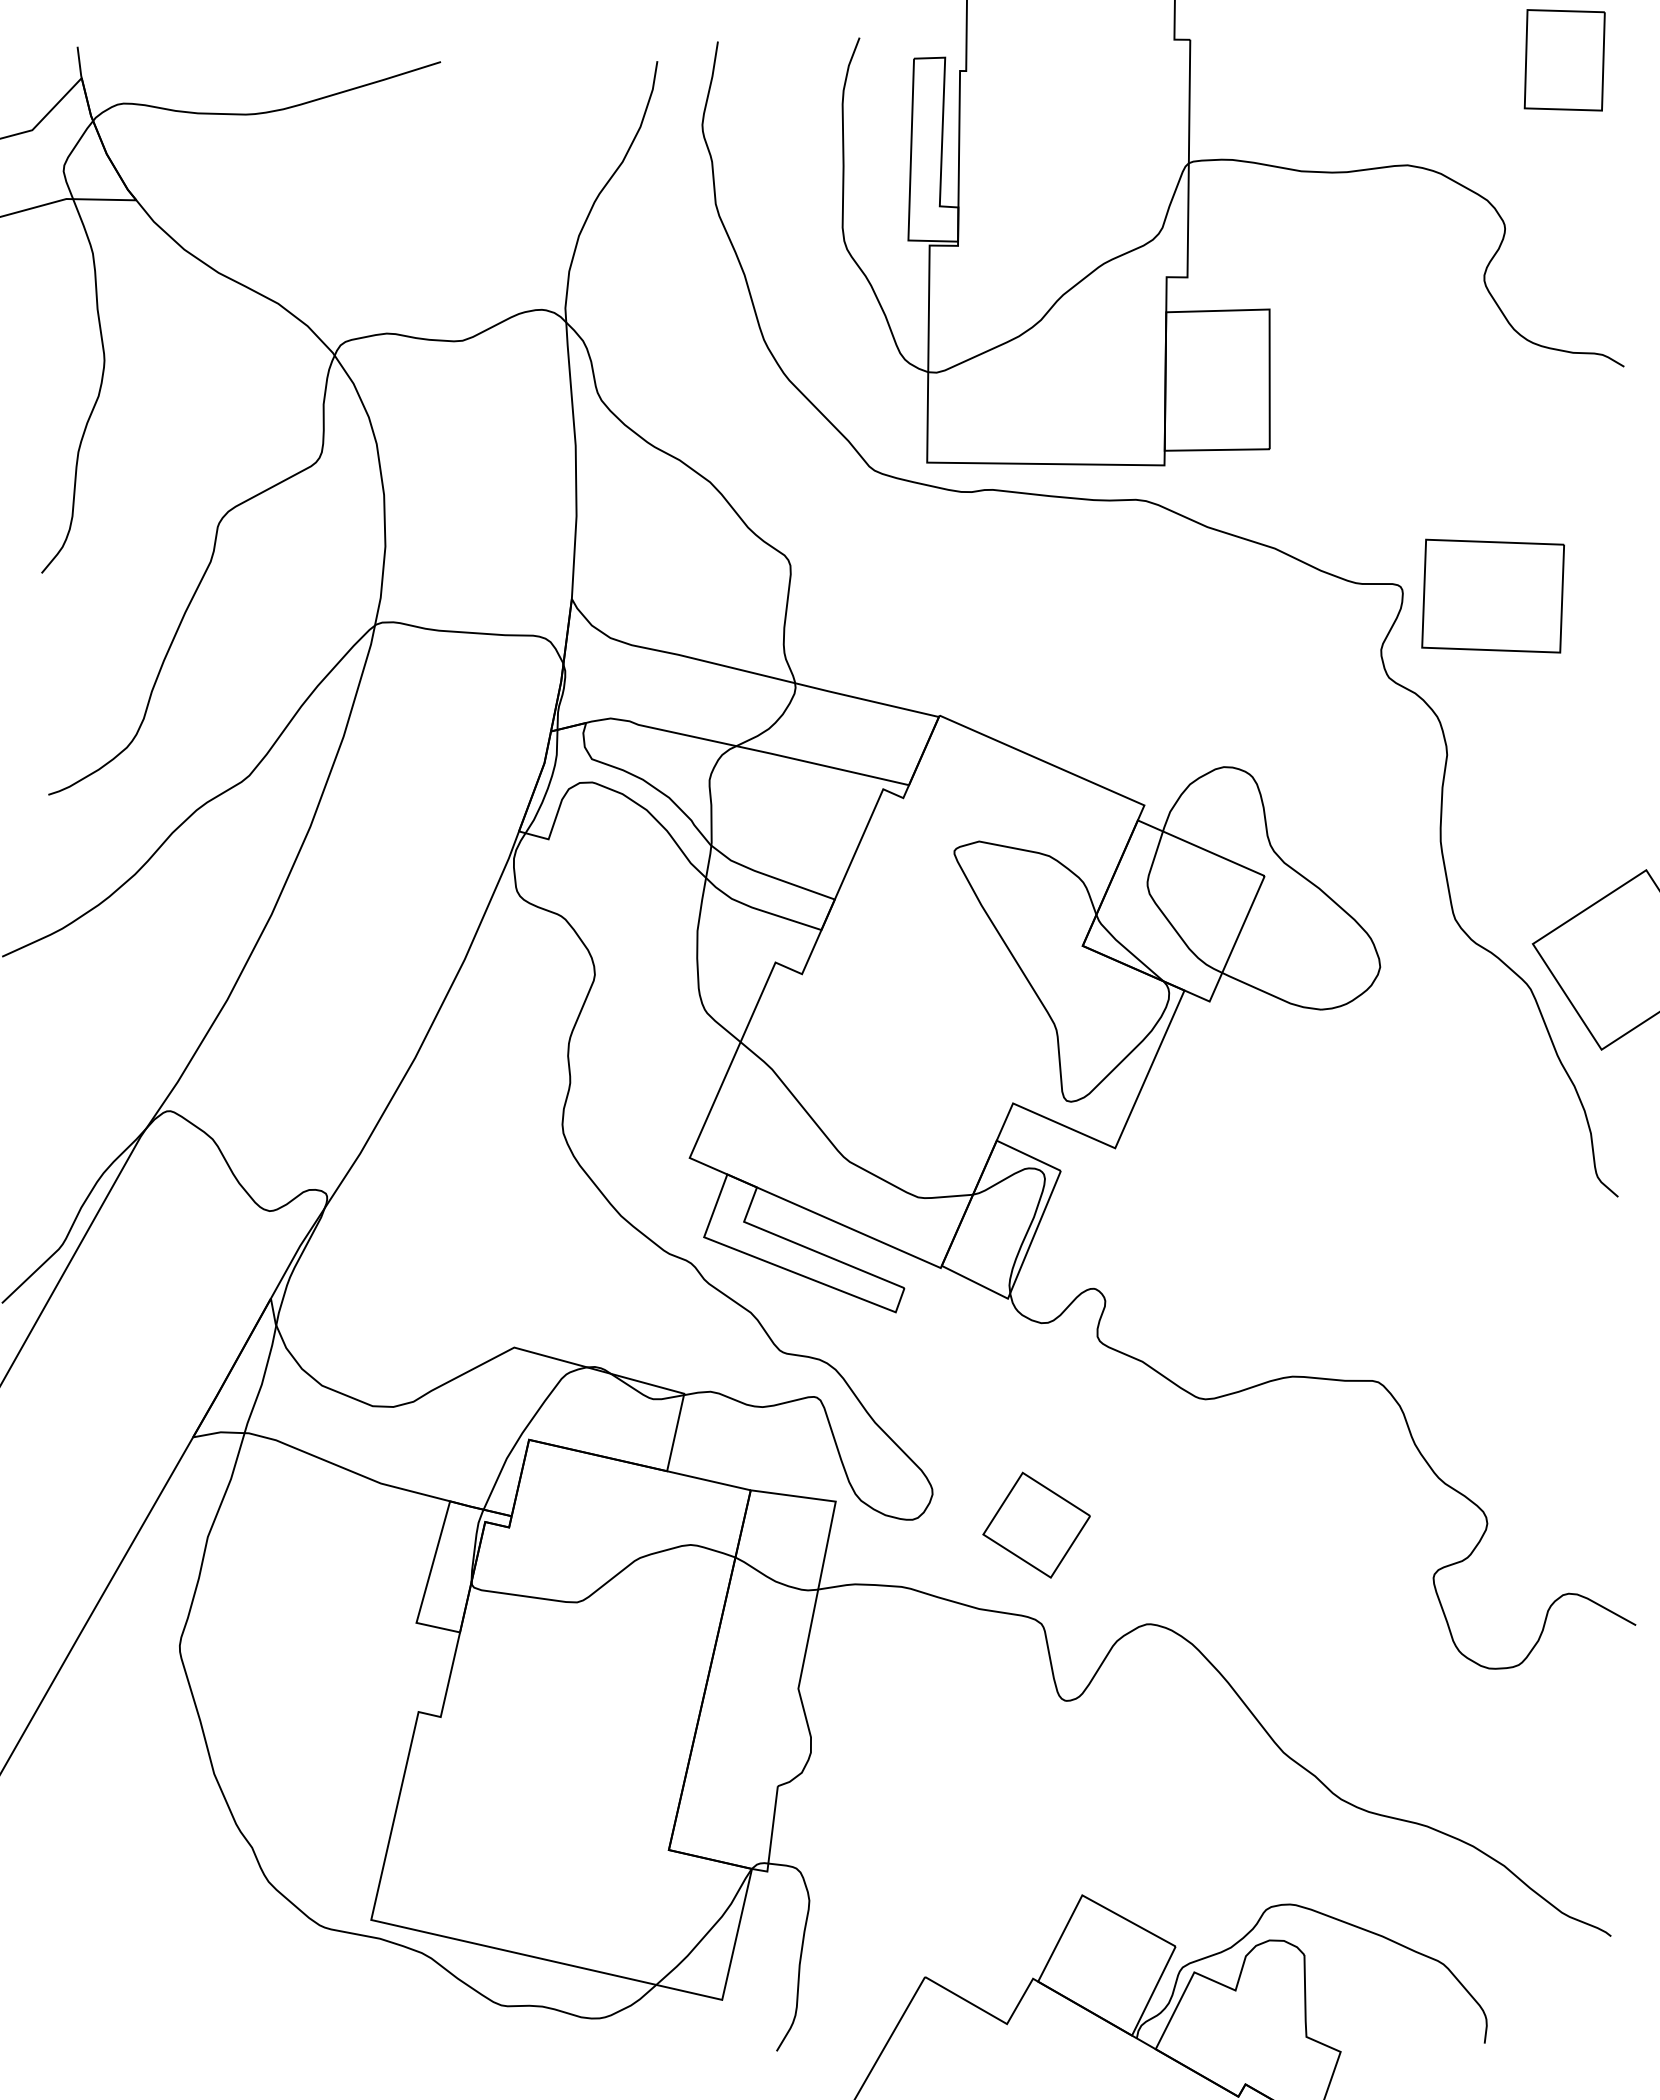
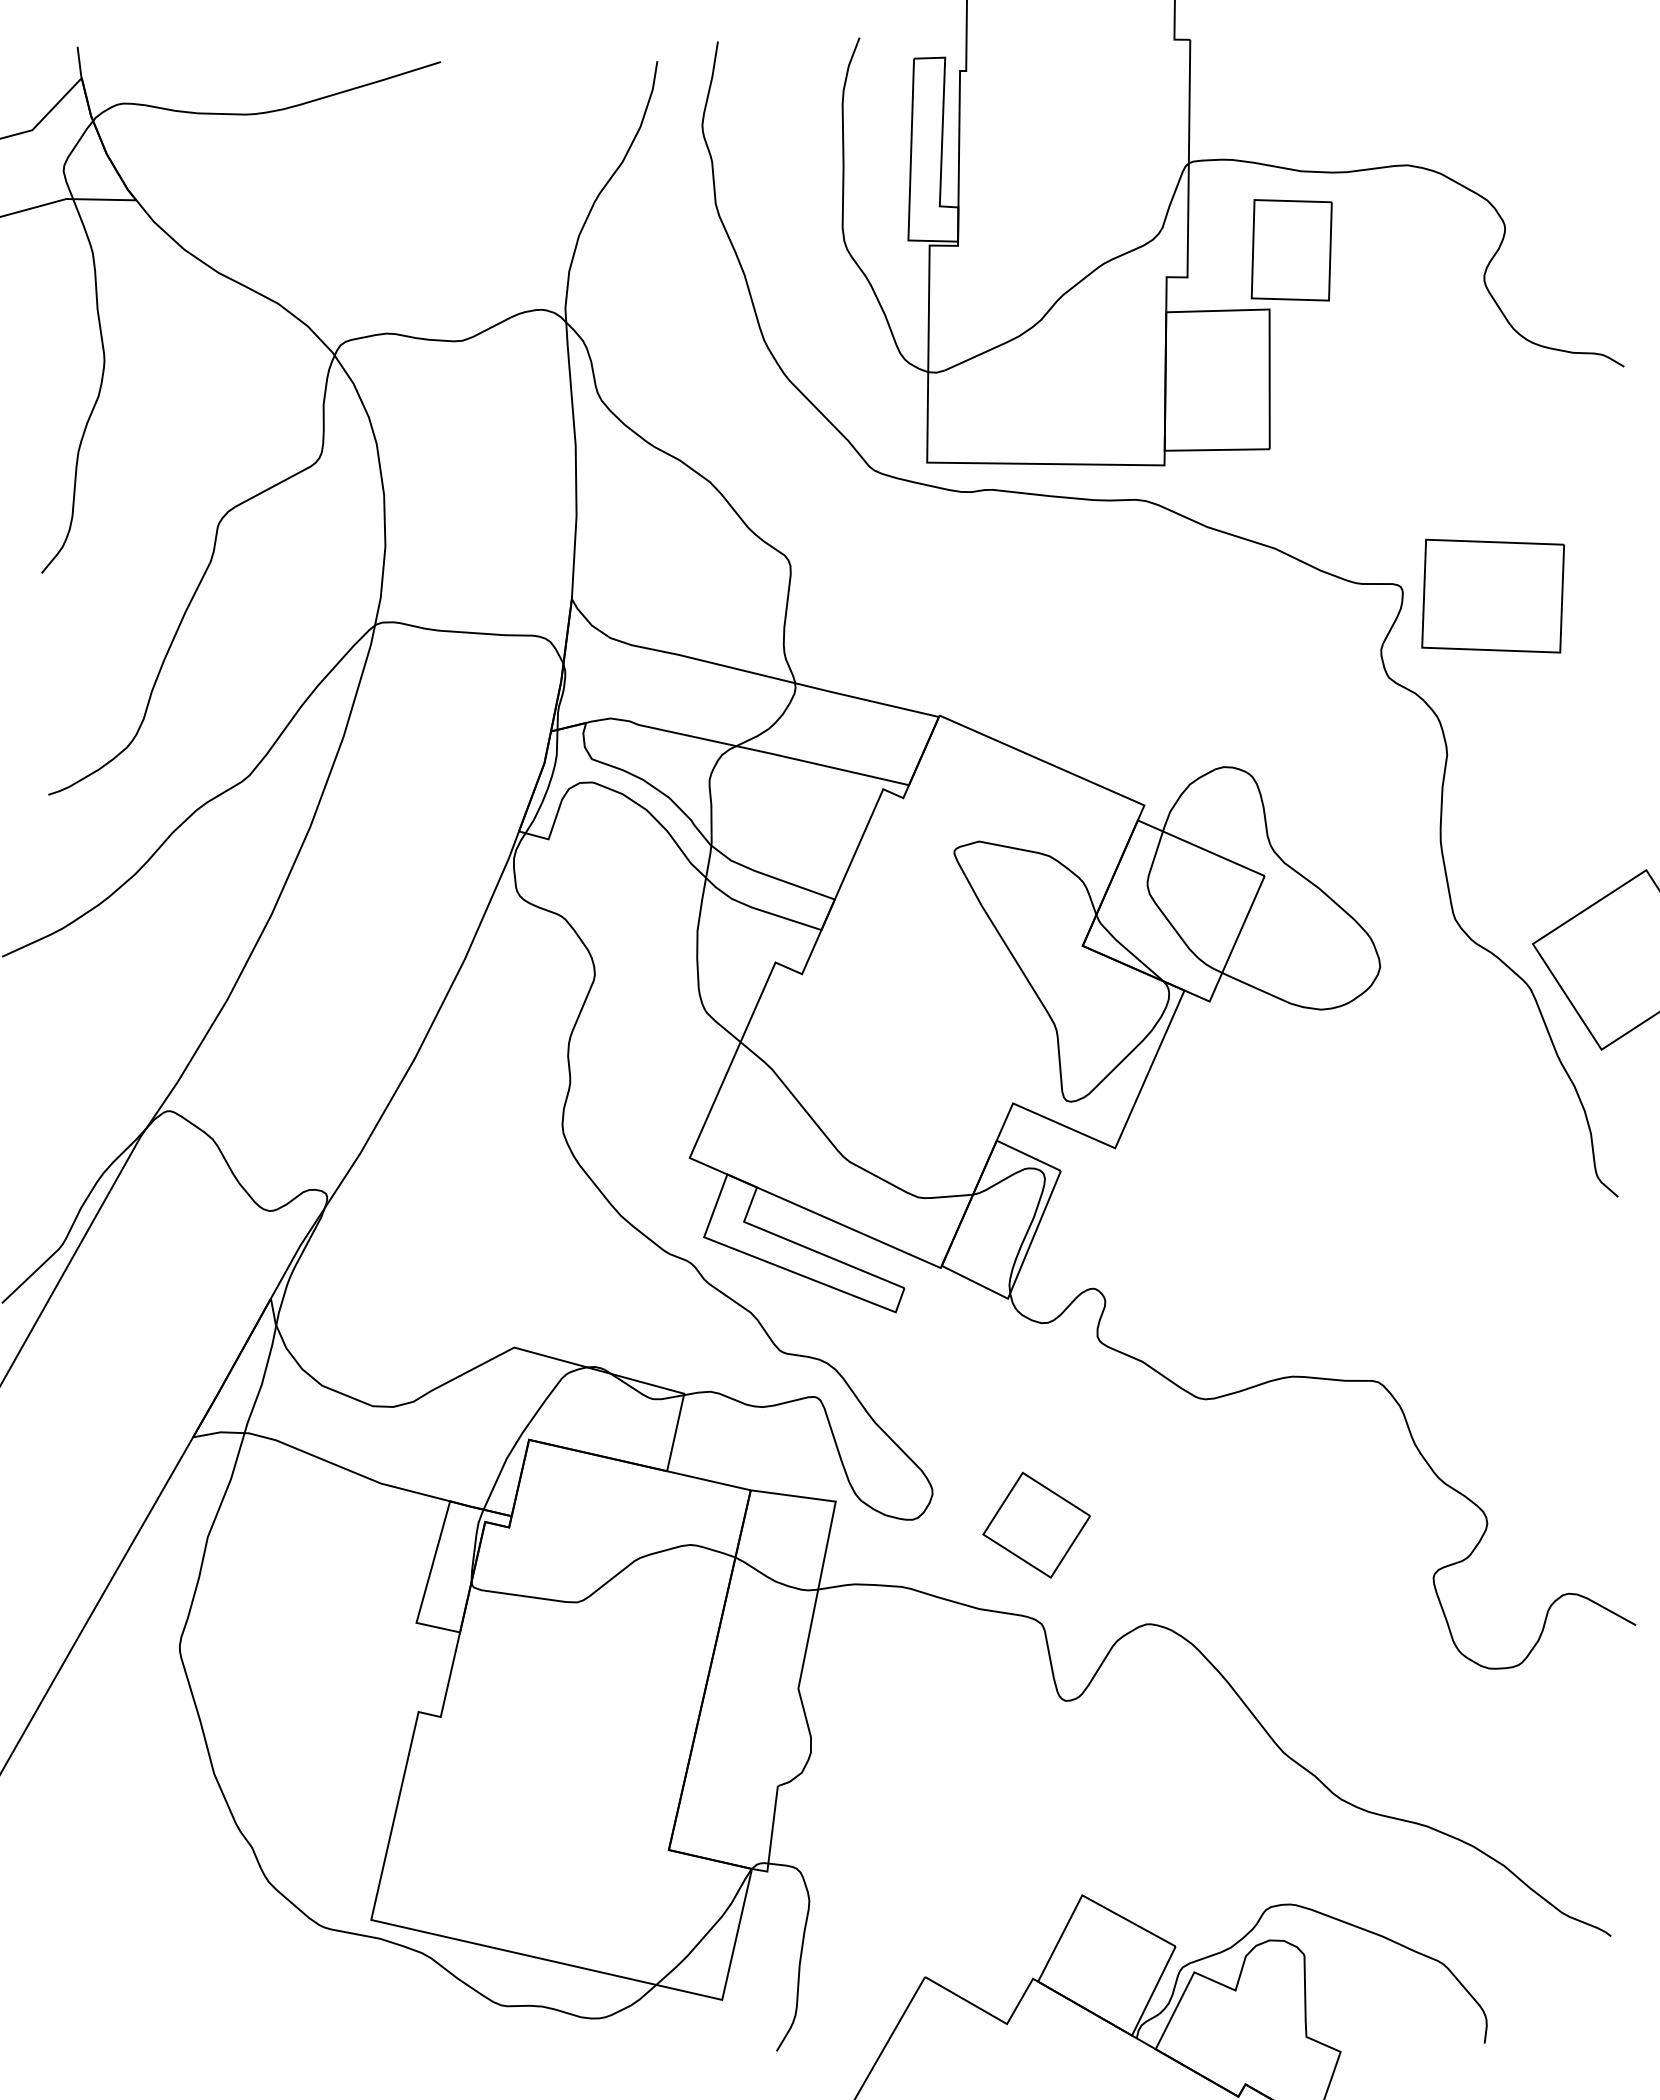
part position: (1564, 60) -> (1291, 250) (1291, 250)
